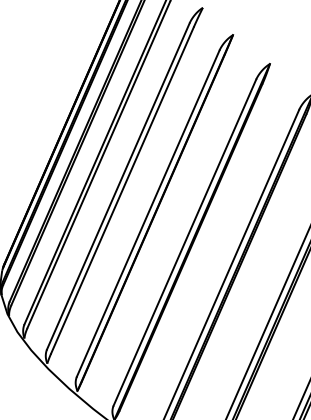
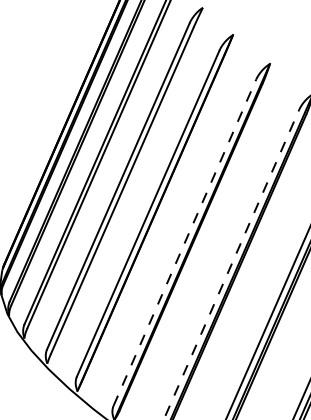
line: solid -> dashed (184, 242)
line: solid -> dashed (231, 264)
